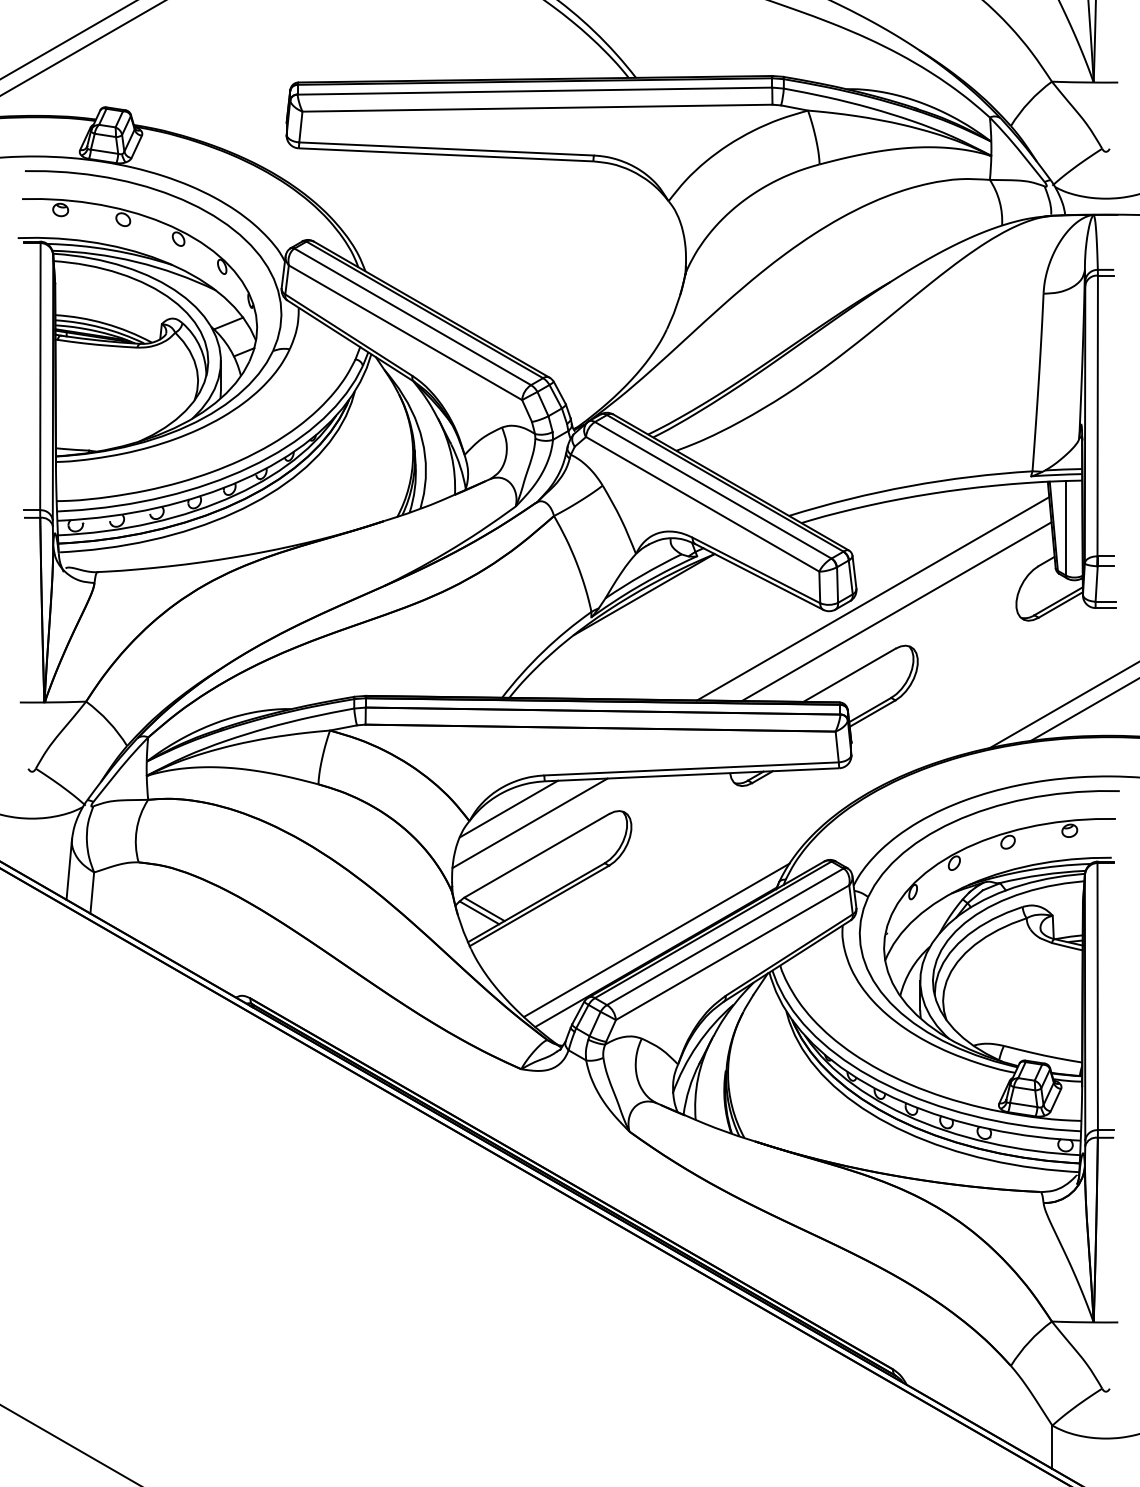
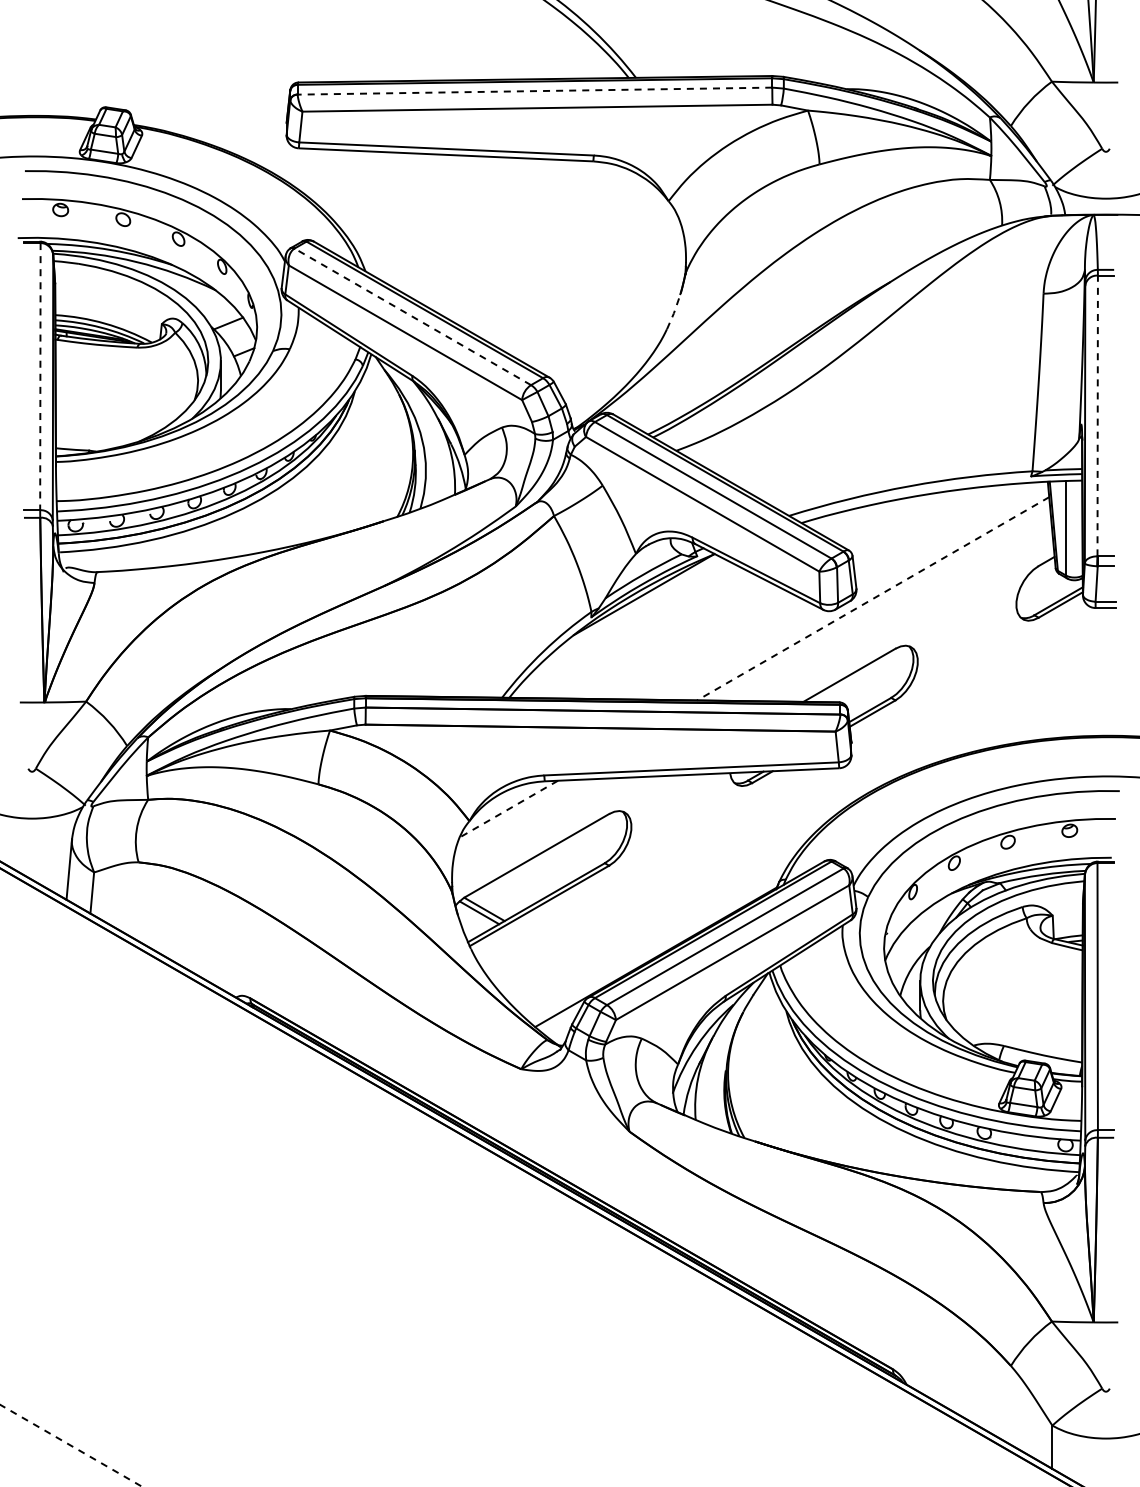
line: present -> none (67, 40)
line: present -> none (82, 48)
line: solid -> dashed (534, 91)
line: solid -> dashed (674, 312)
line: solid -> dashed (412, 316)
line: solid -> dashed (40, 376)
line: solid -> dashed (1097, 415)
line: solid -> dashed (872, 599)
line: present -> none (896, 611)
line: present -> none (1062, 705)
line: present -> none (1083, 710)
line: solid -> dashed (509, 809)
line: present -> none (529, 823)
line: present -> none (656, 939)
line: solid -> dashed (71, 1445)
